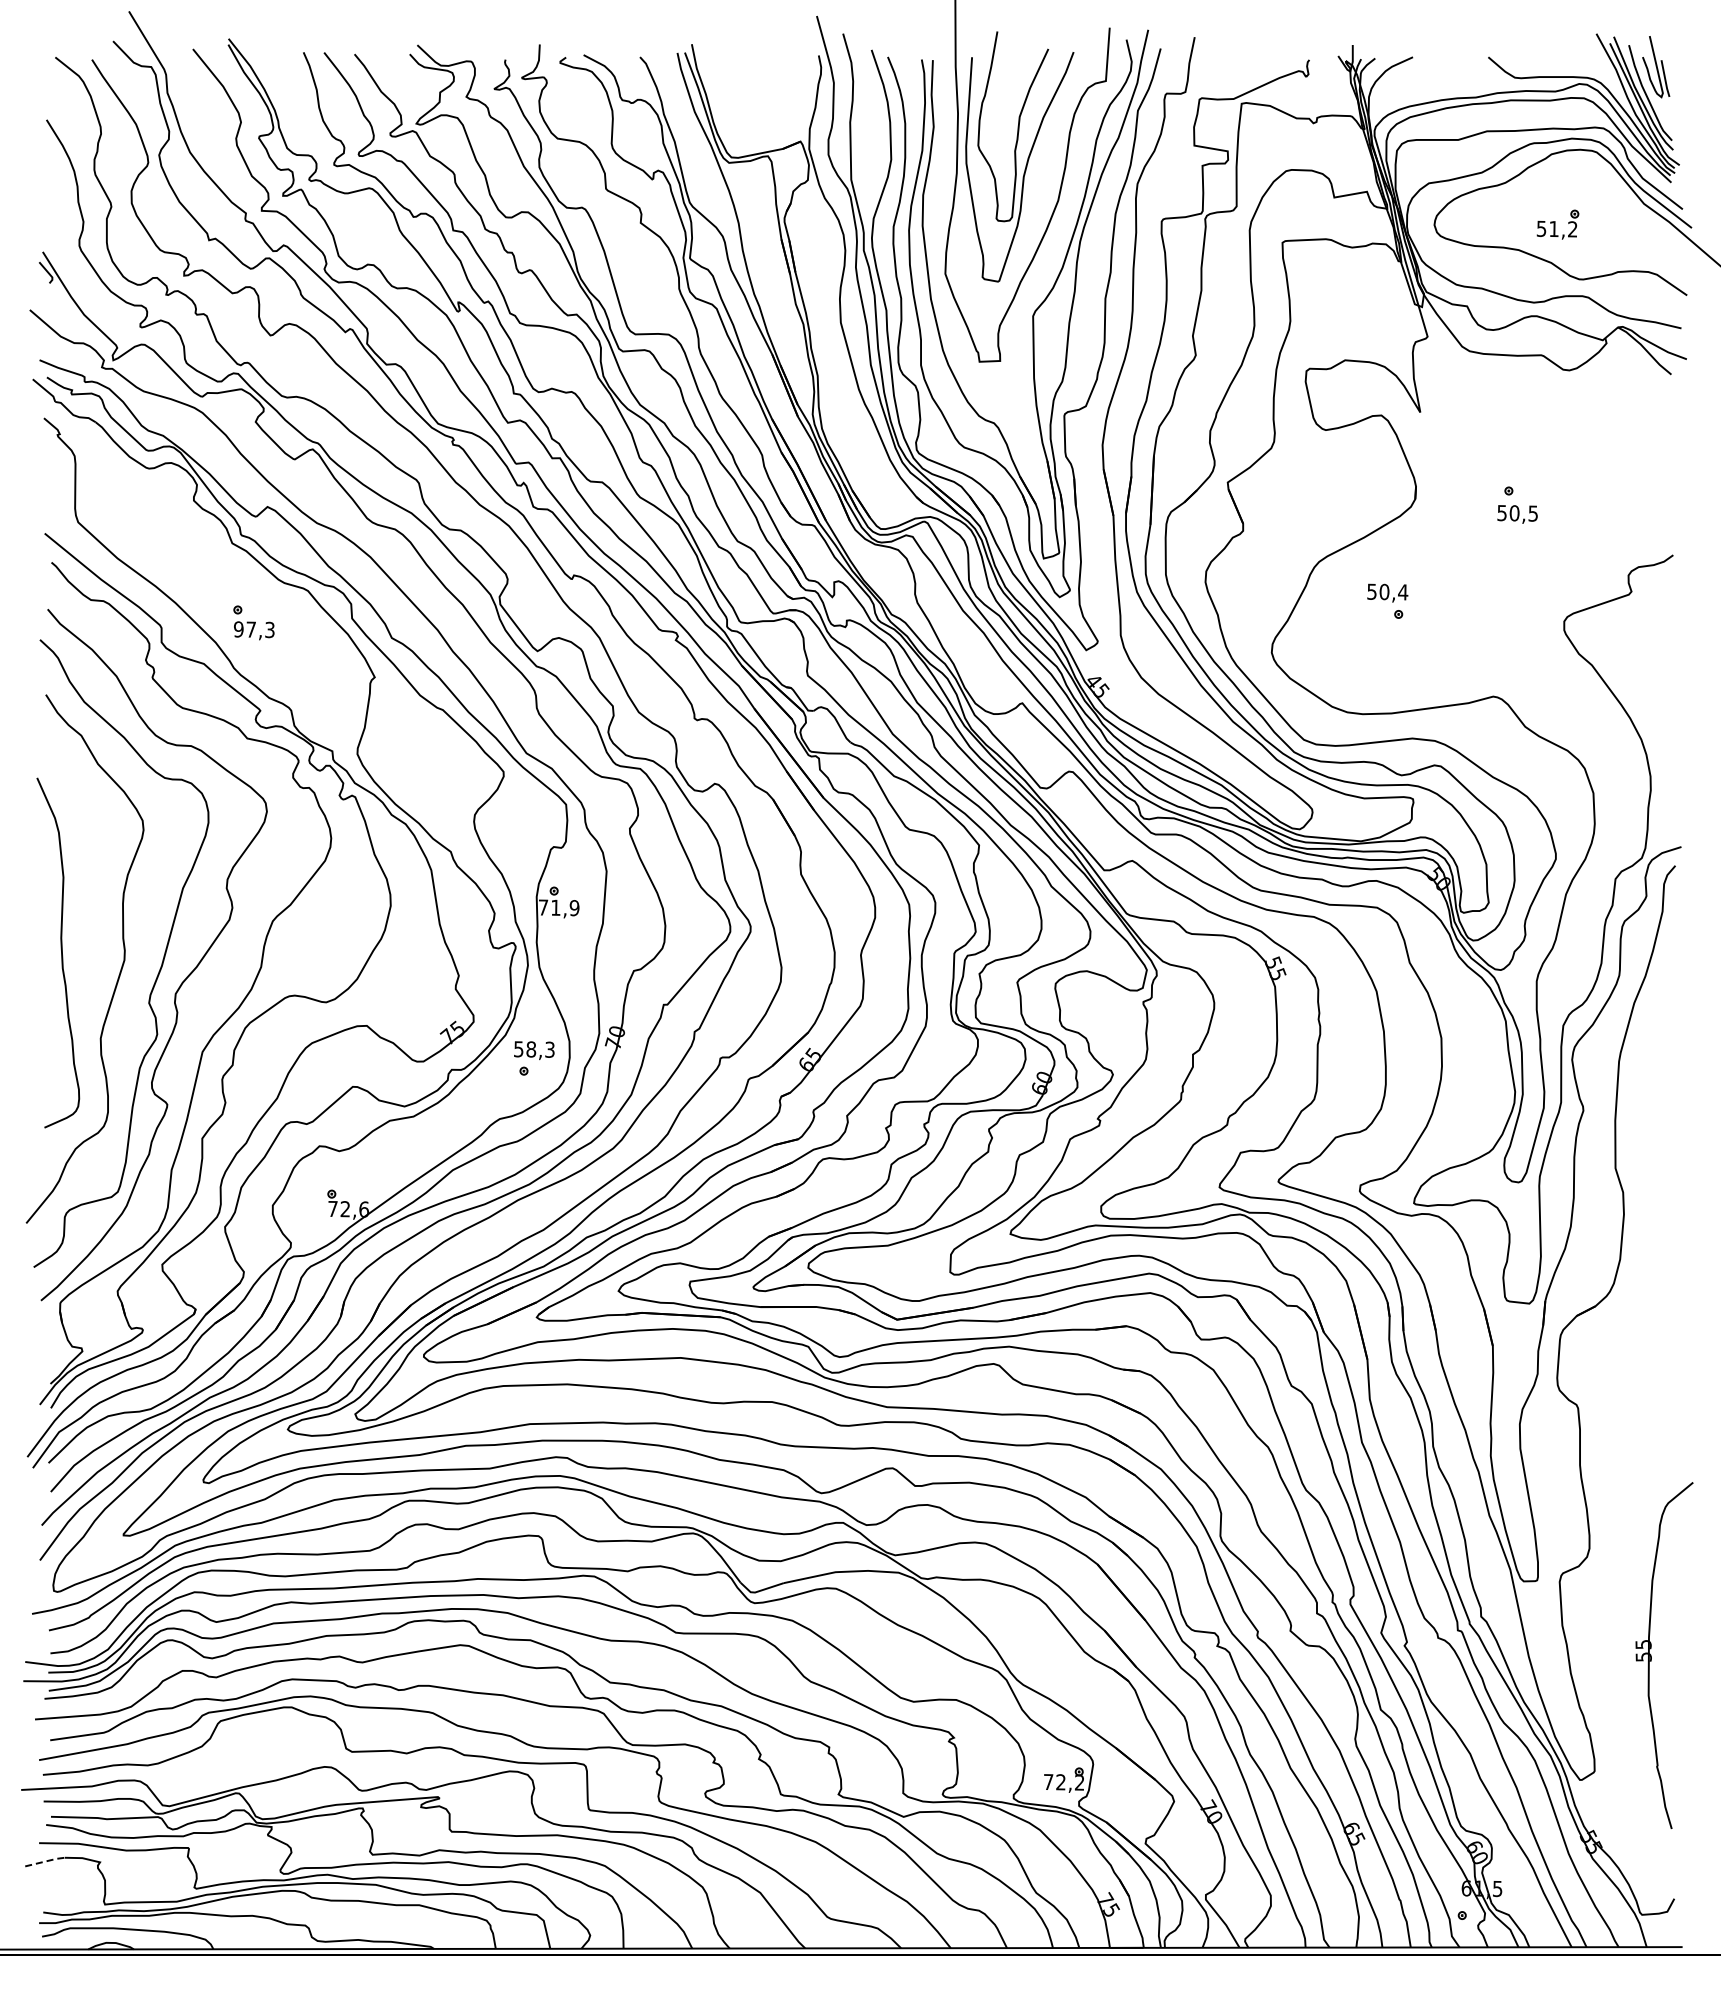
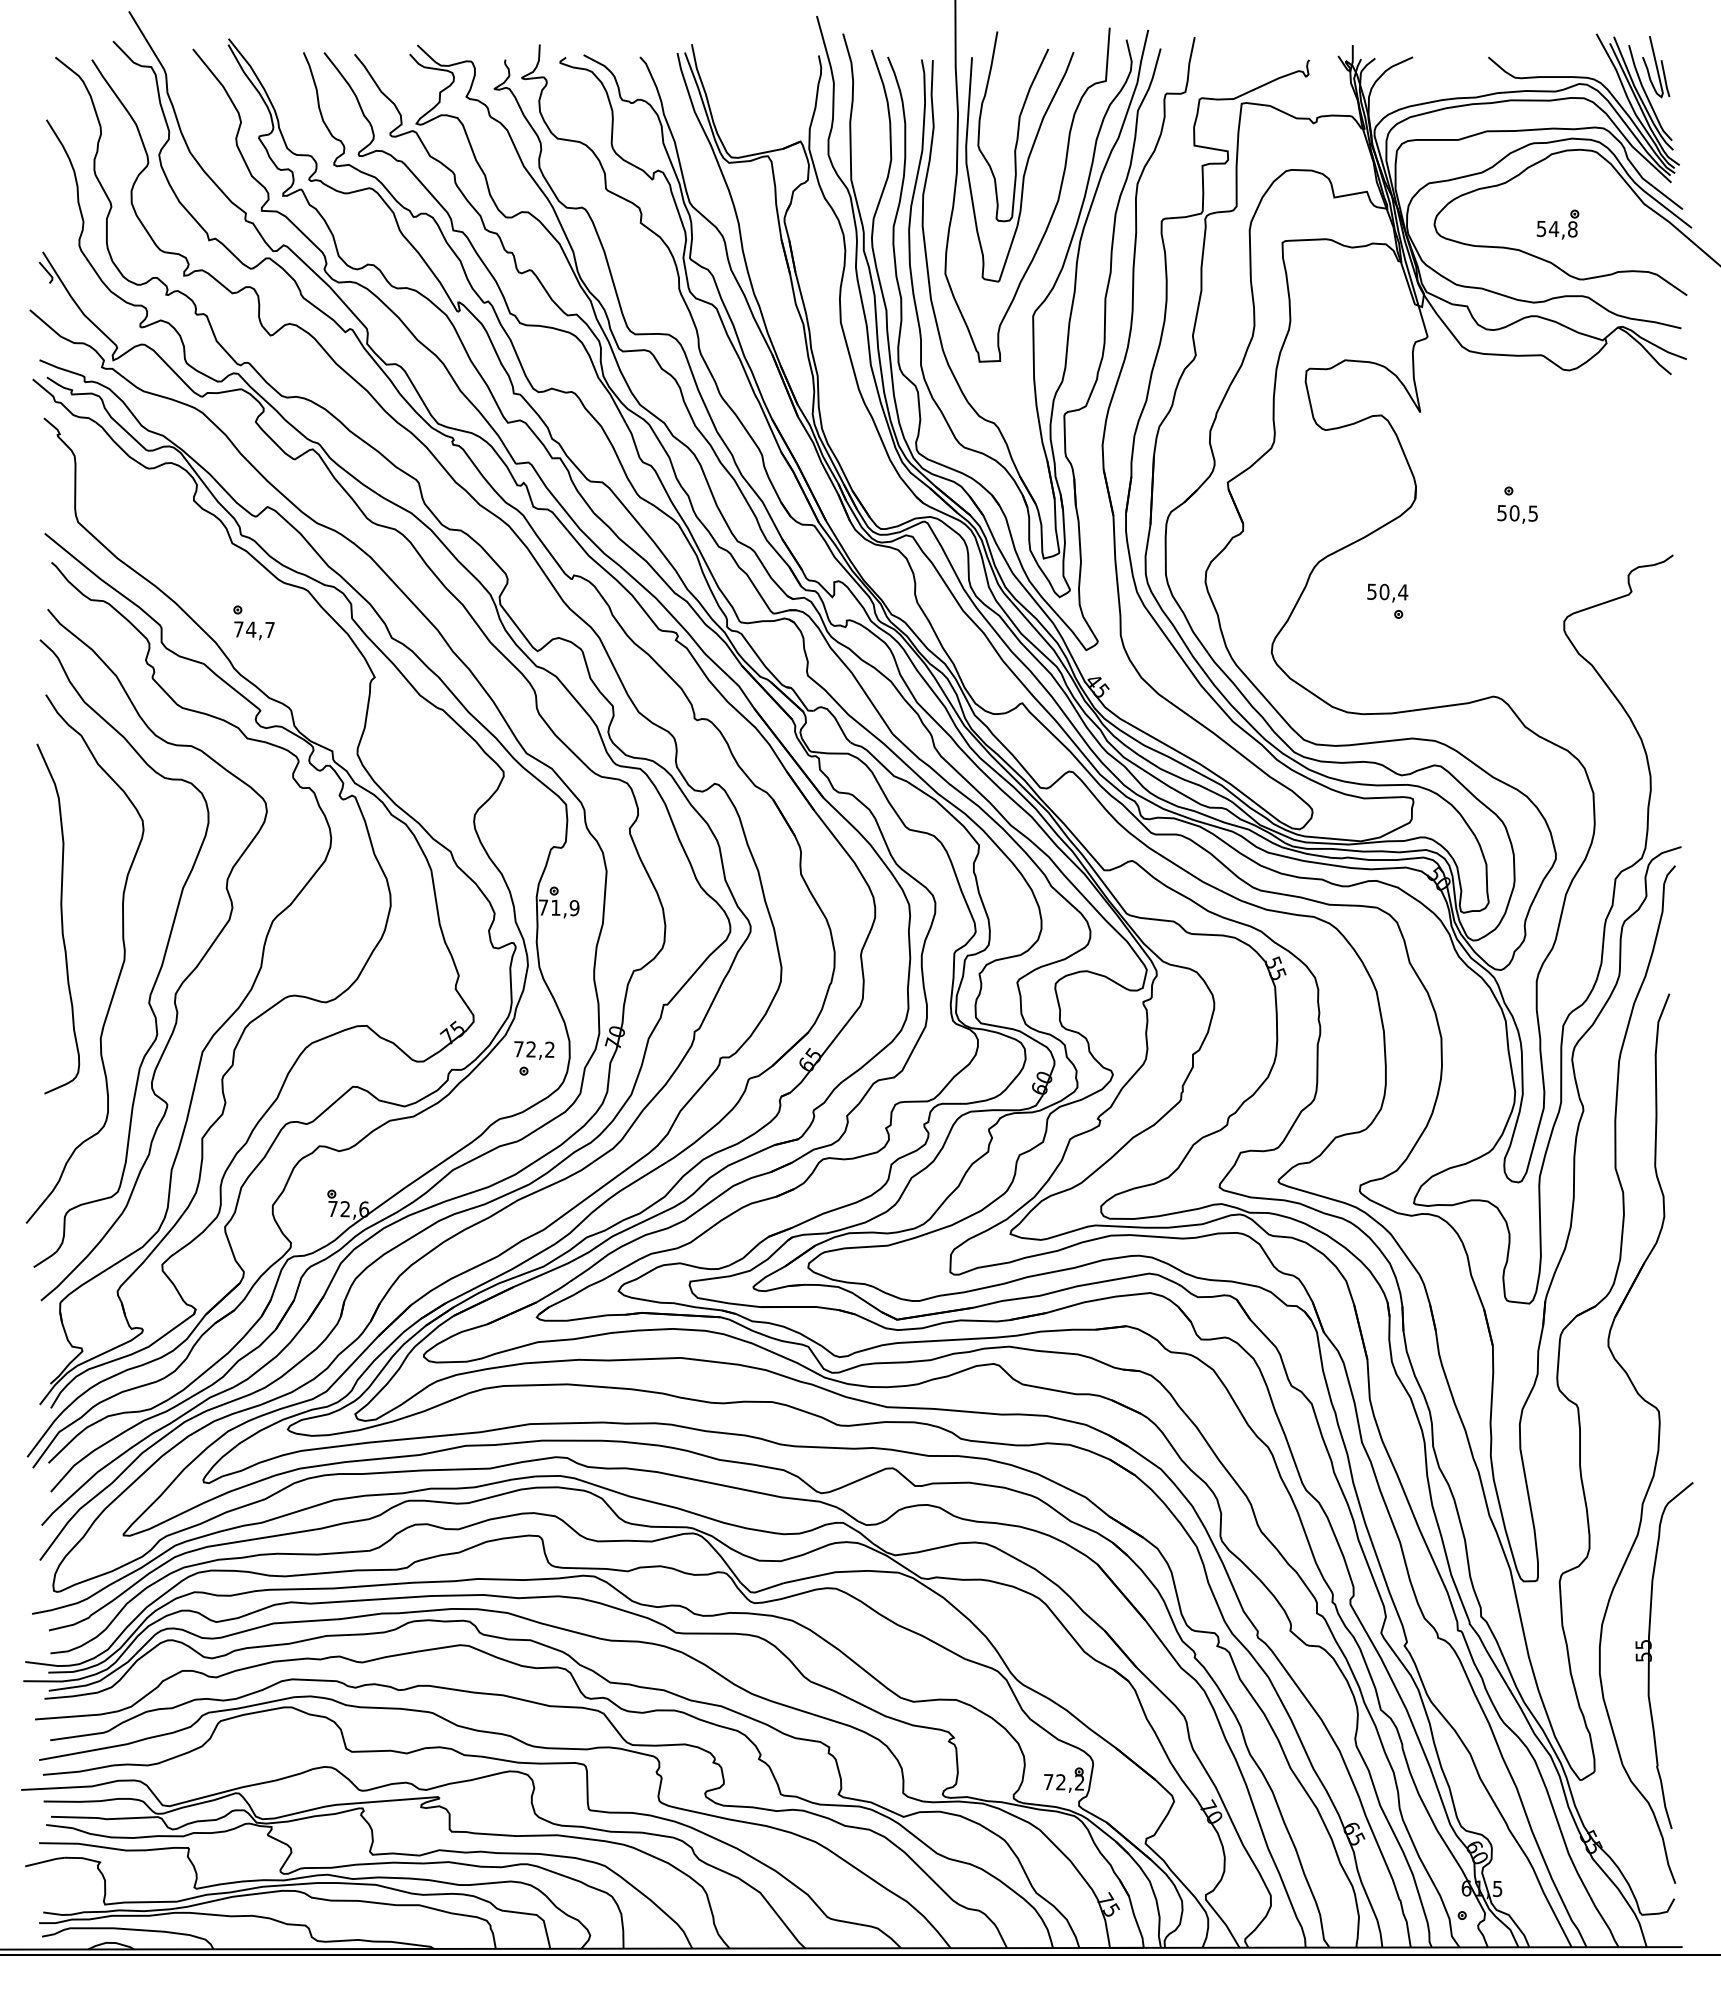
text: 51,2 -> 54,8 (1562, 229)
text: 97,3 -> 74,7 (254, 629)
curve position: (61, 952) -> (61, 918) (61, 918)
text: 58,3 -> 72,2 (534, 1049)
part: none -> present (1657, 1442)
line: dashed -> solid (46, 1861)
